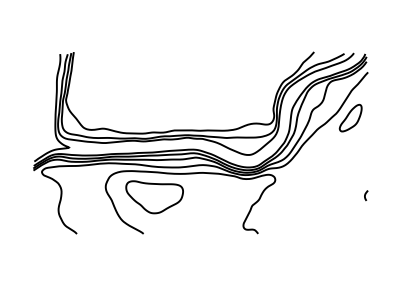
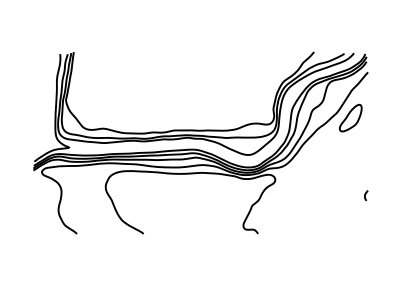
part: present -> none (154, 197)
